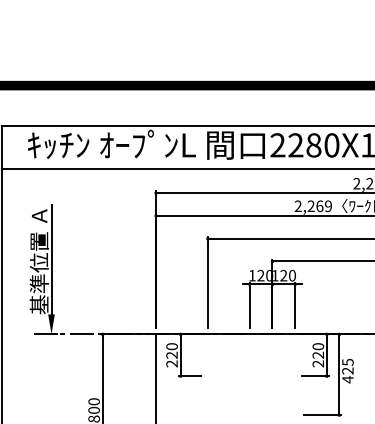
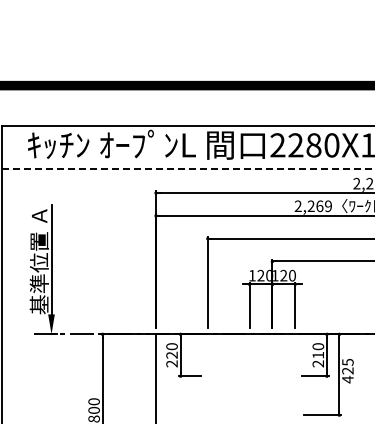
line: solid -> dashed (188, 168)
text: 220 -> 210 (317, 354)
